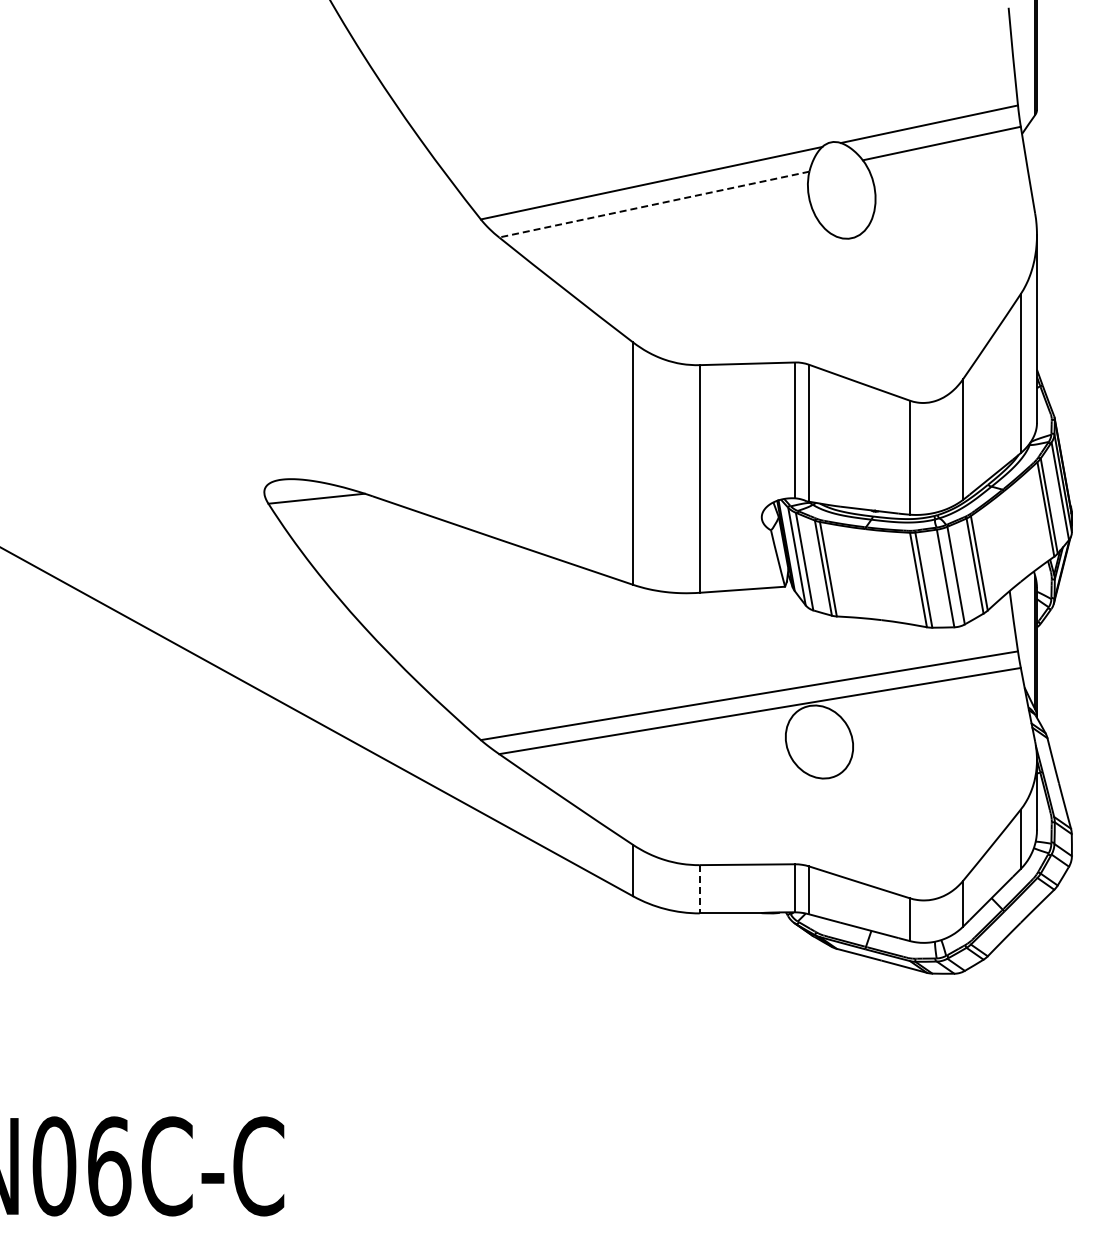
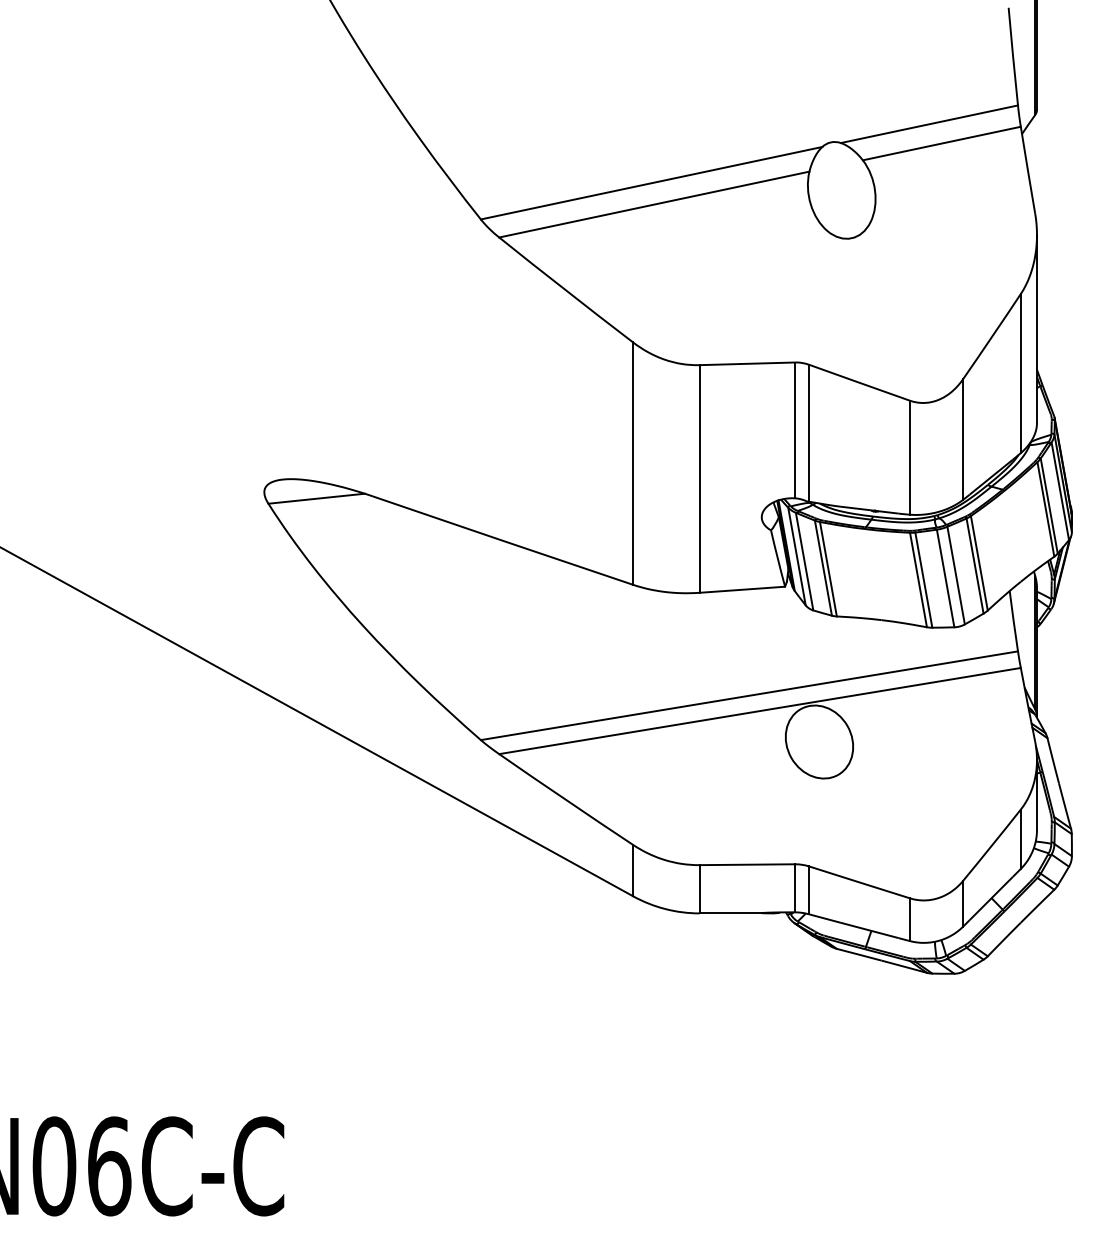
line: dashed -> solid (654, 204)
line: dashed -> solid (699, 889)
